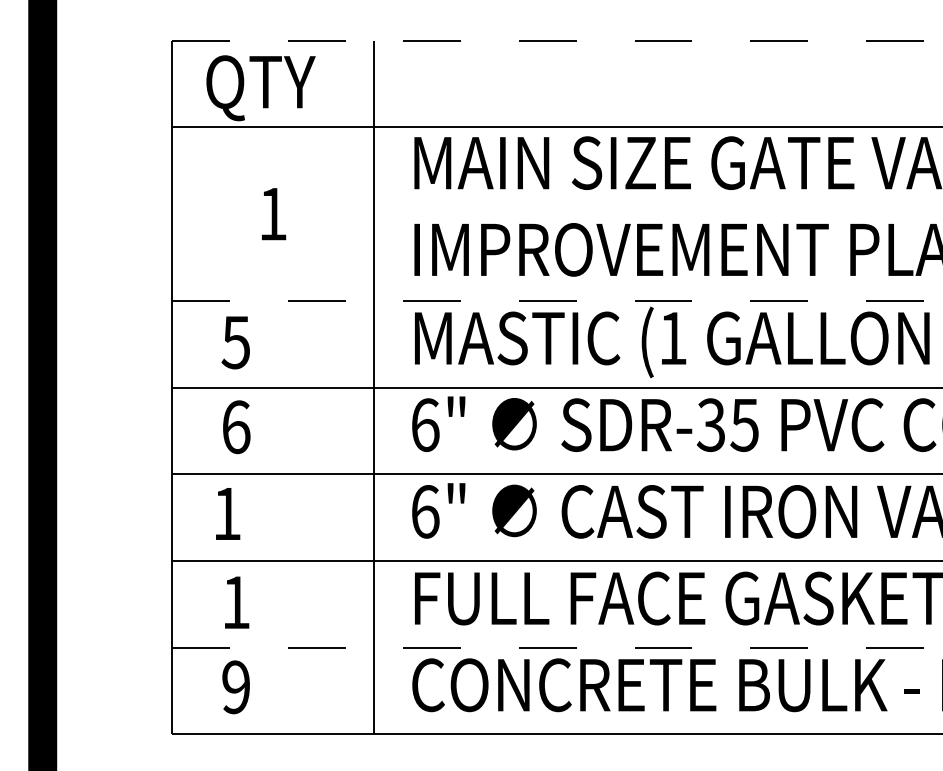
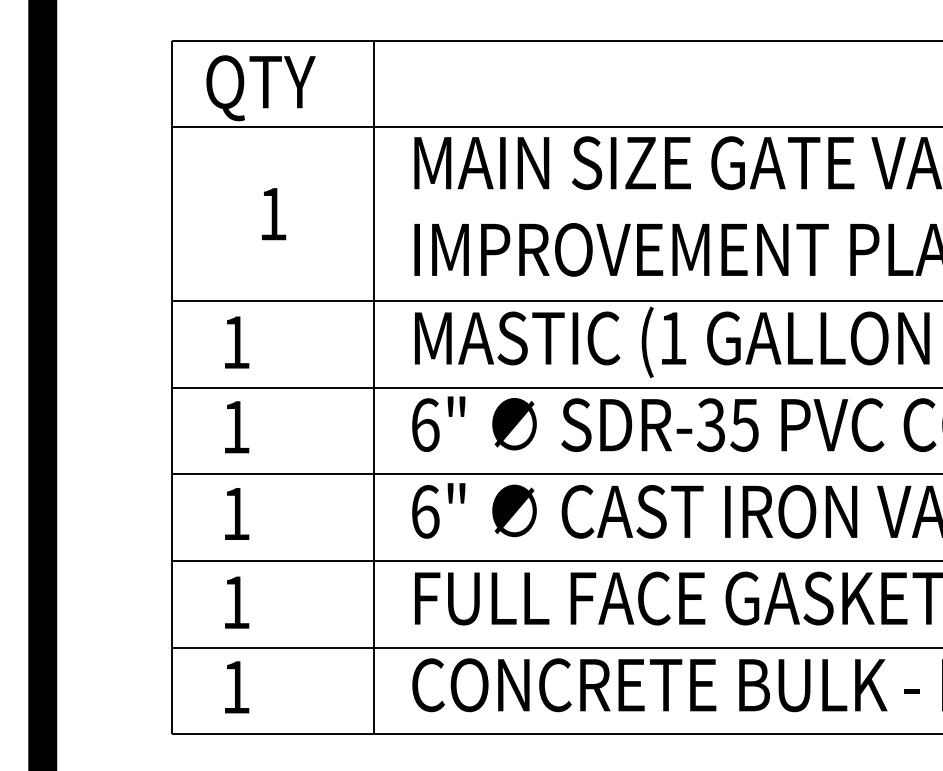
line: dashed -> solid (557, 40)
line: dashed -> solid (557, 300)
text: 5 -> 1 (235, 342)
text: 6 -> 1 (236, 427)
text position: (228, 513) -> (237, 513) (237, 513)
line: dashed -> solid (557, 647)
text: 9 -> 1 (235, 687)
